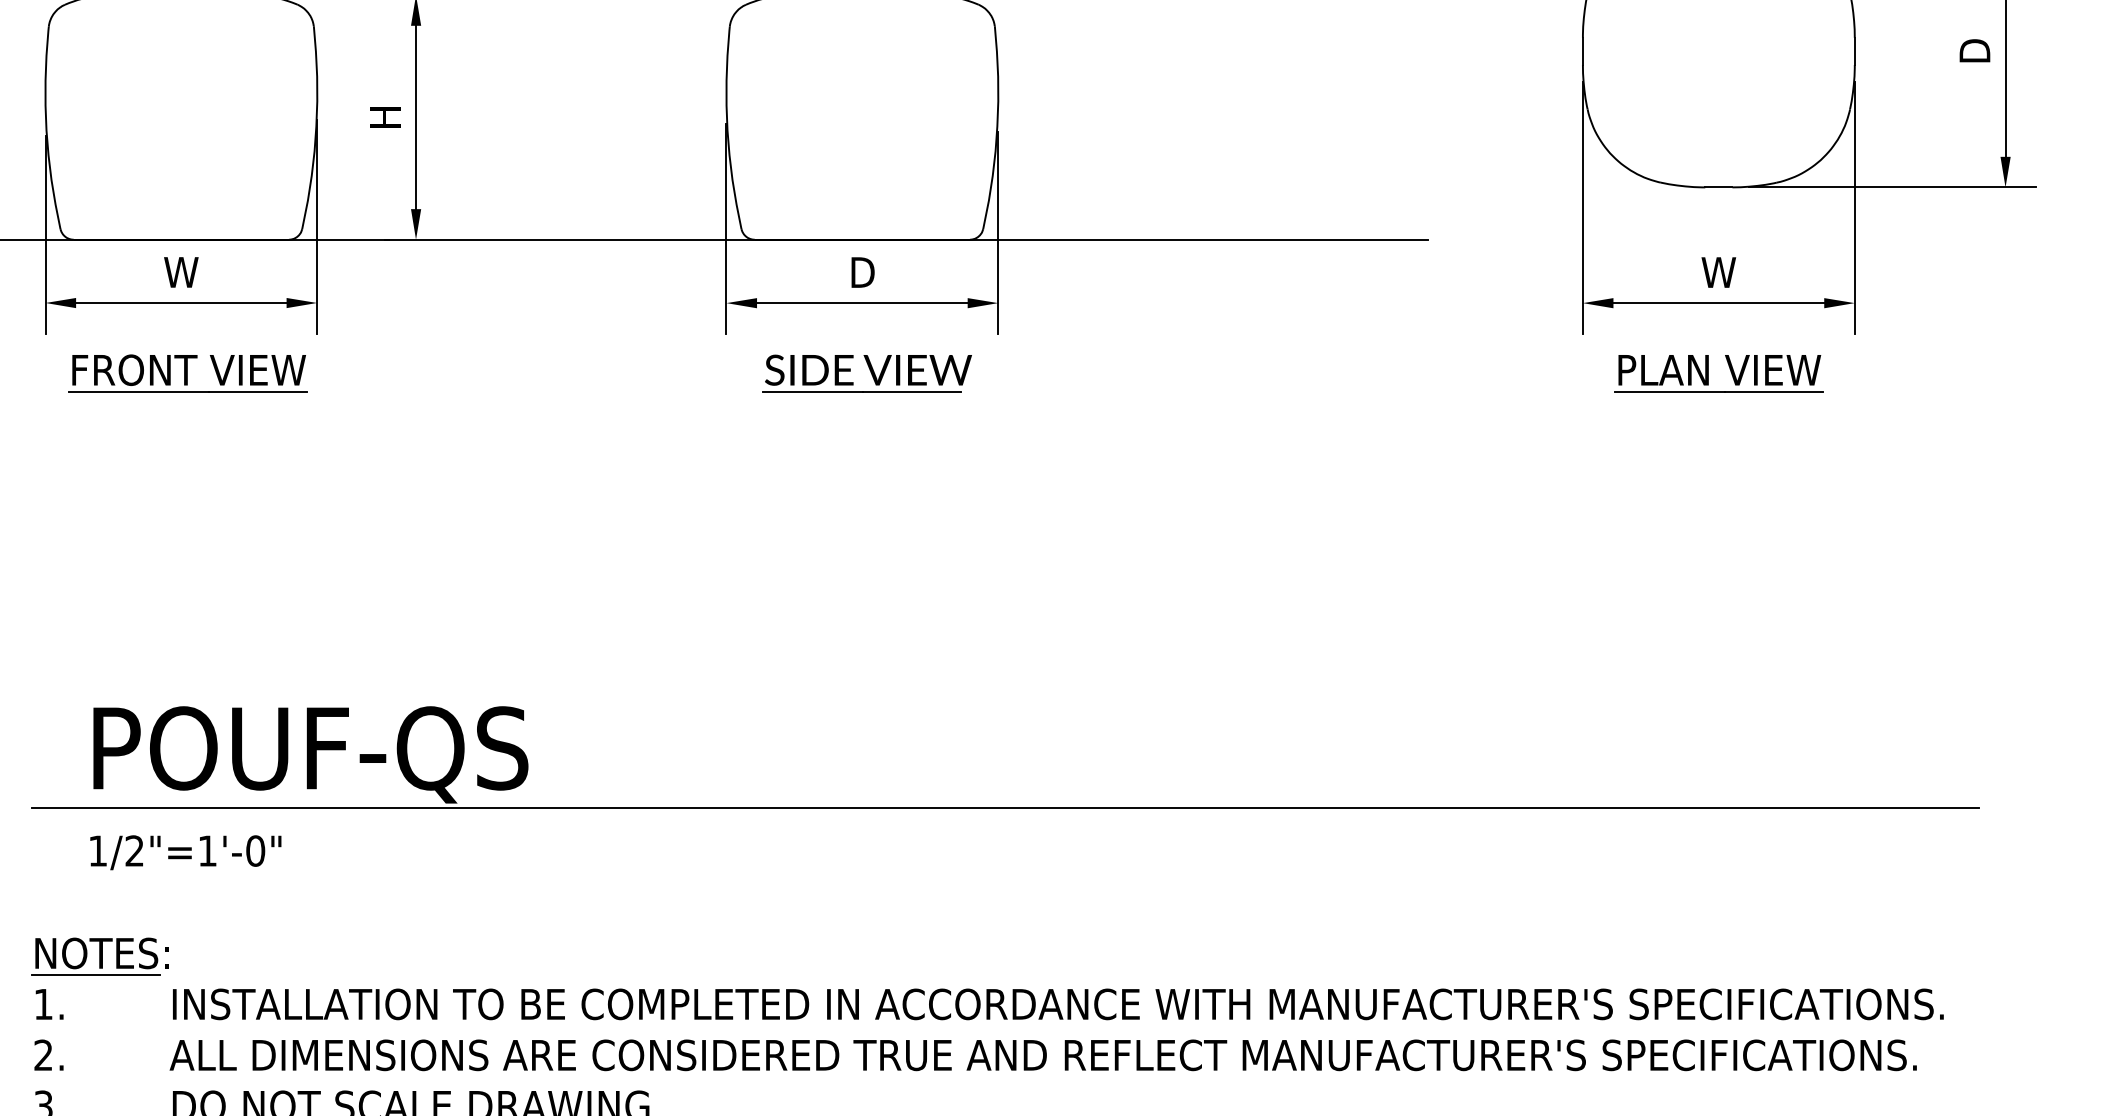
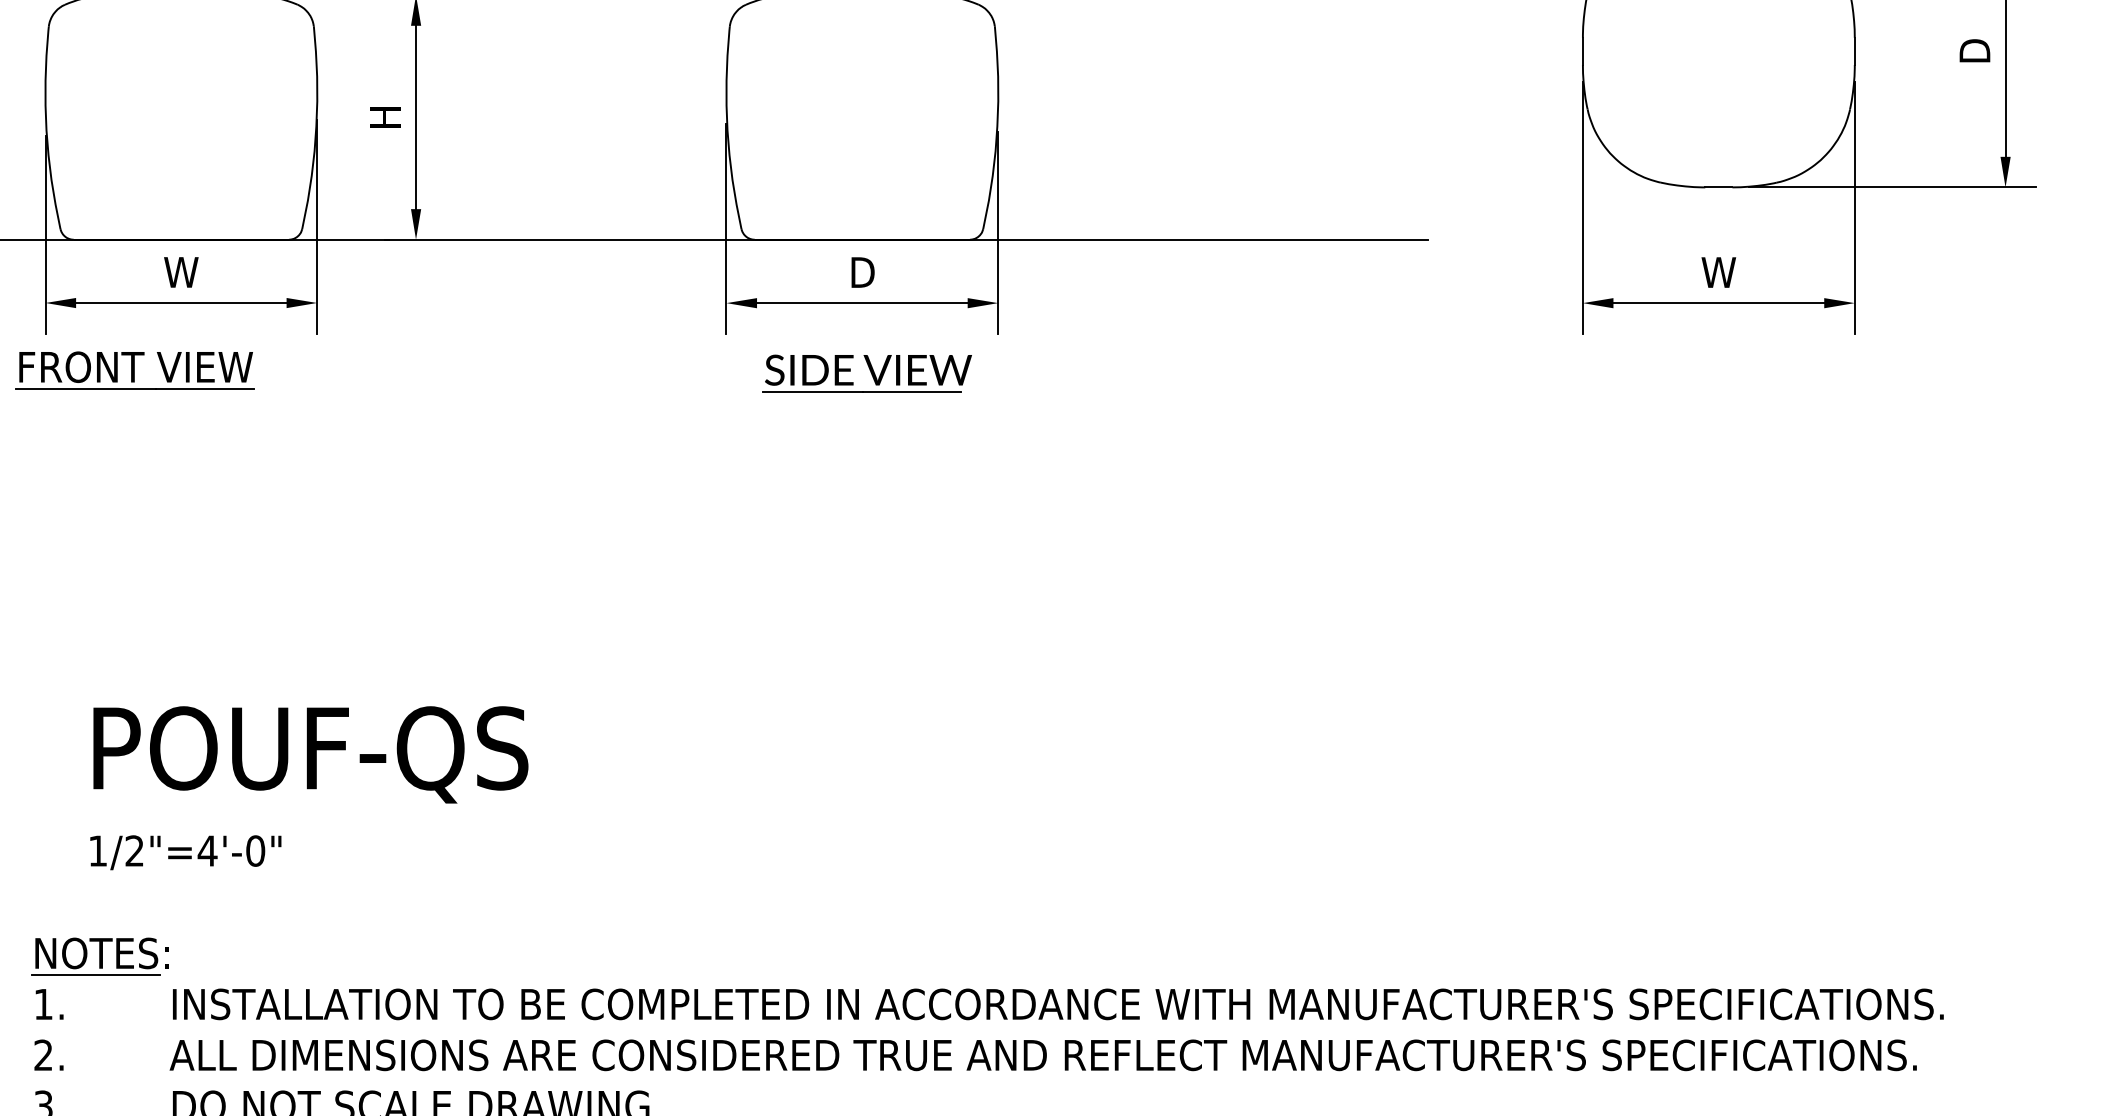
part position: (187, 373) -> (134, 370) (134, 370)
part: present -> none (1708, 373)
line: present -> none (1004, 807)
text: 1/2"=1'-0" -> 1/2"=4'-0" (207, 850)
